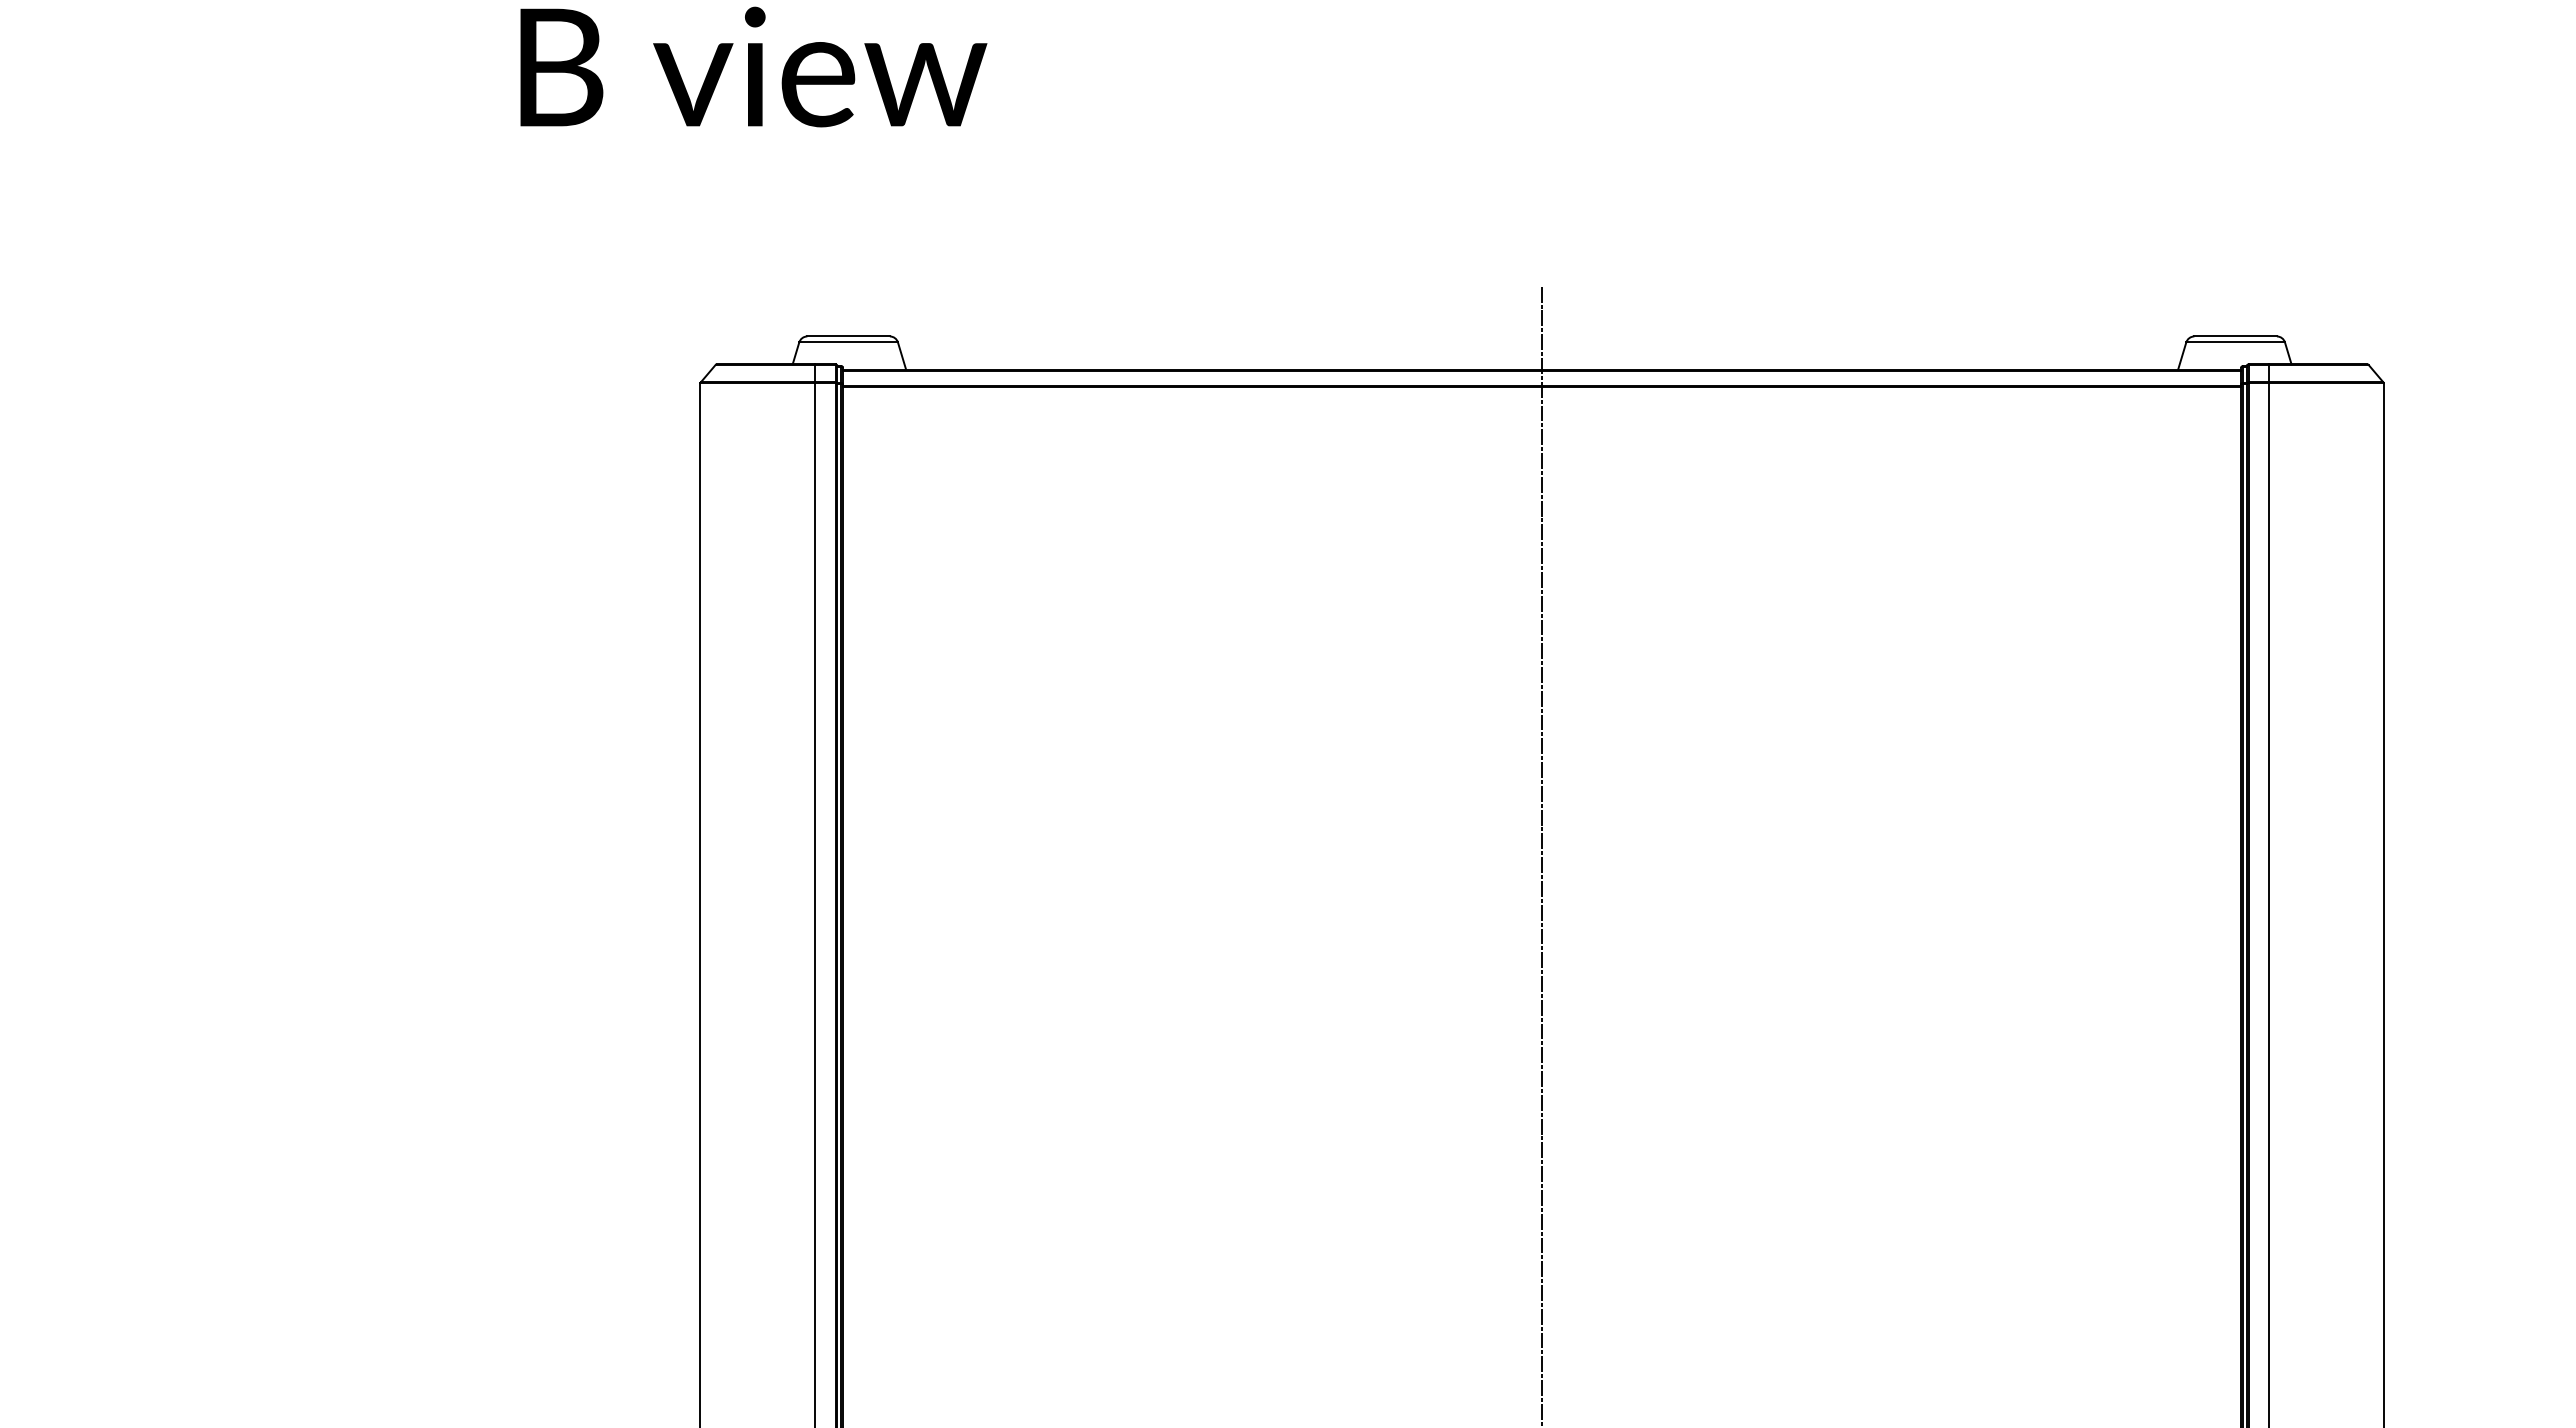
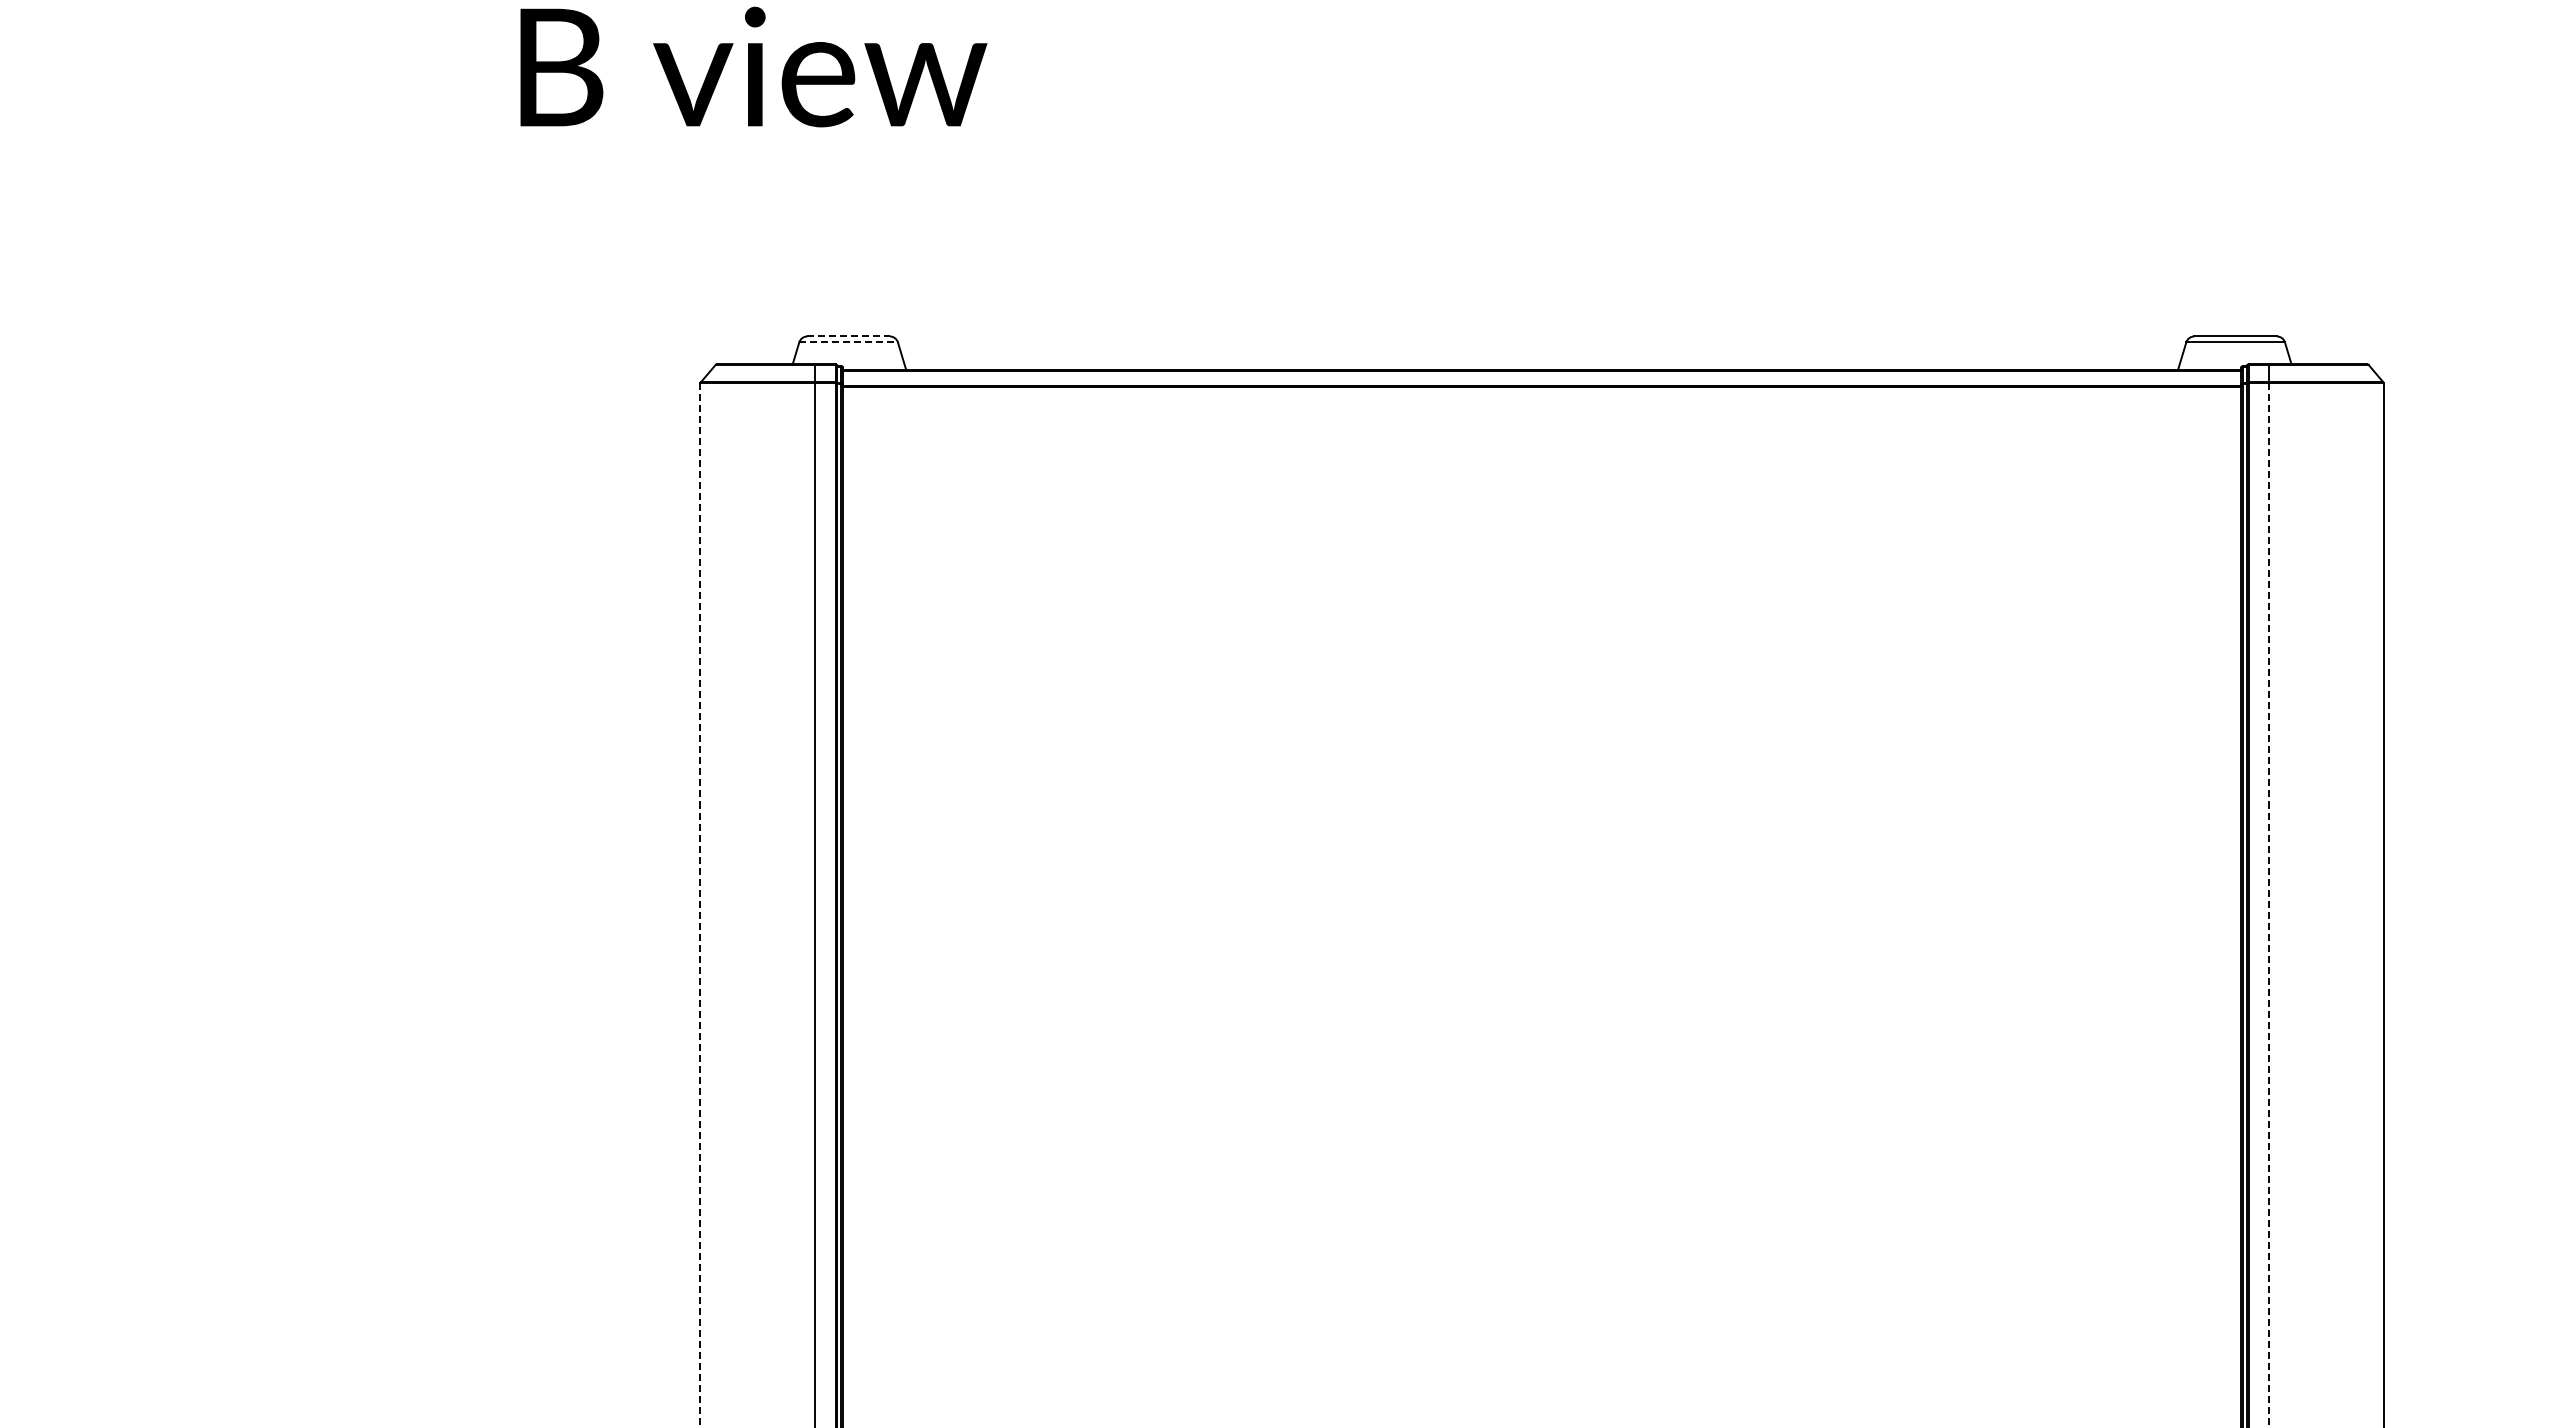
line: solid -> dashed (849, 336)
line: solid -> dashed (849, 342)
line: present -> none (1542, 855)
line: solid -> dashed (700, 905)
line: solid -> dashed (2269, 905)
